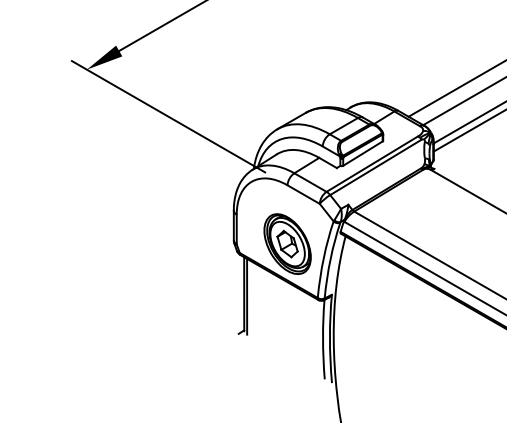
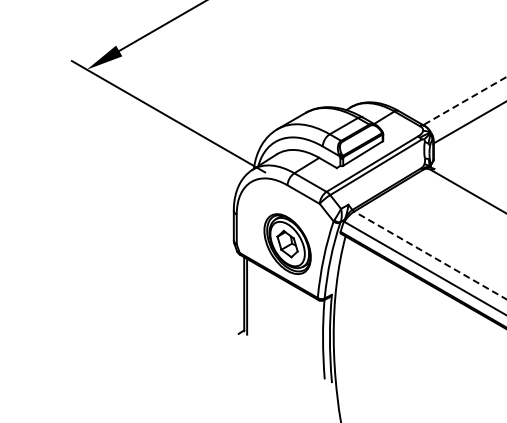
line: present -> none (455, 89)
line: solid -> dashed (464, 101)
line: present -> none (468, 131)
line: solid -> dashed (430, 255)
